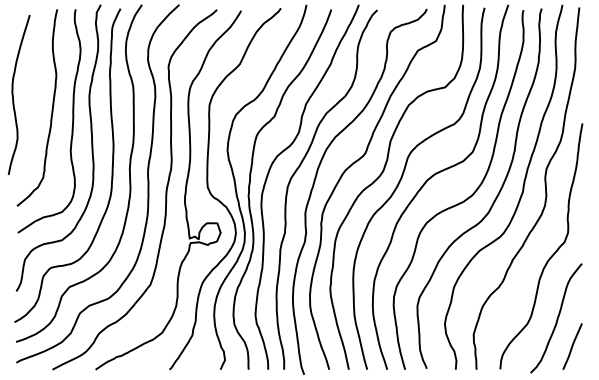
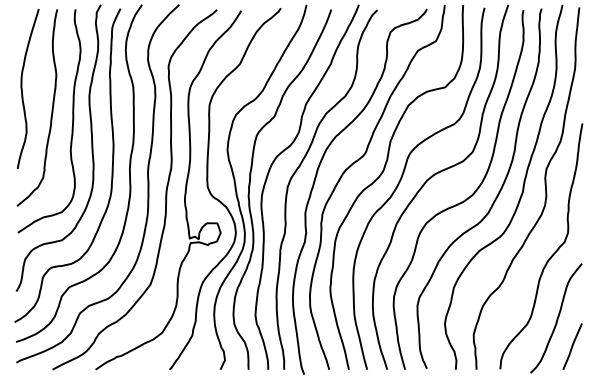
curve position: (13, 94) -> (22, 88) (22, 88)
